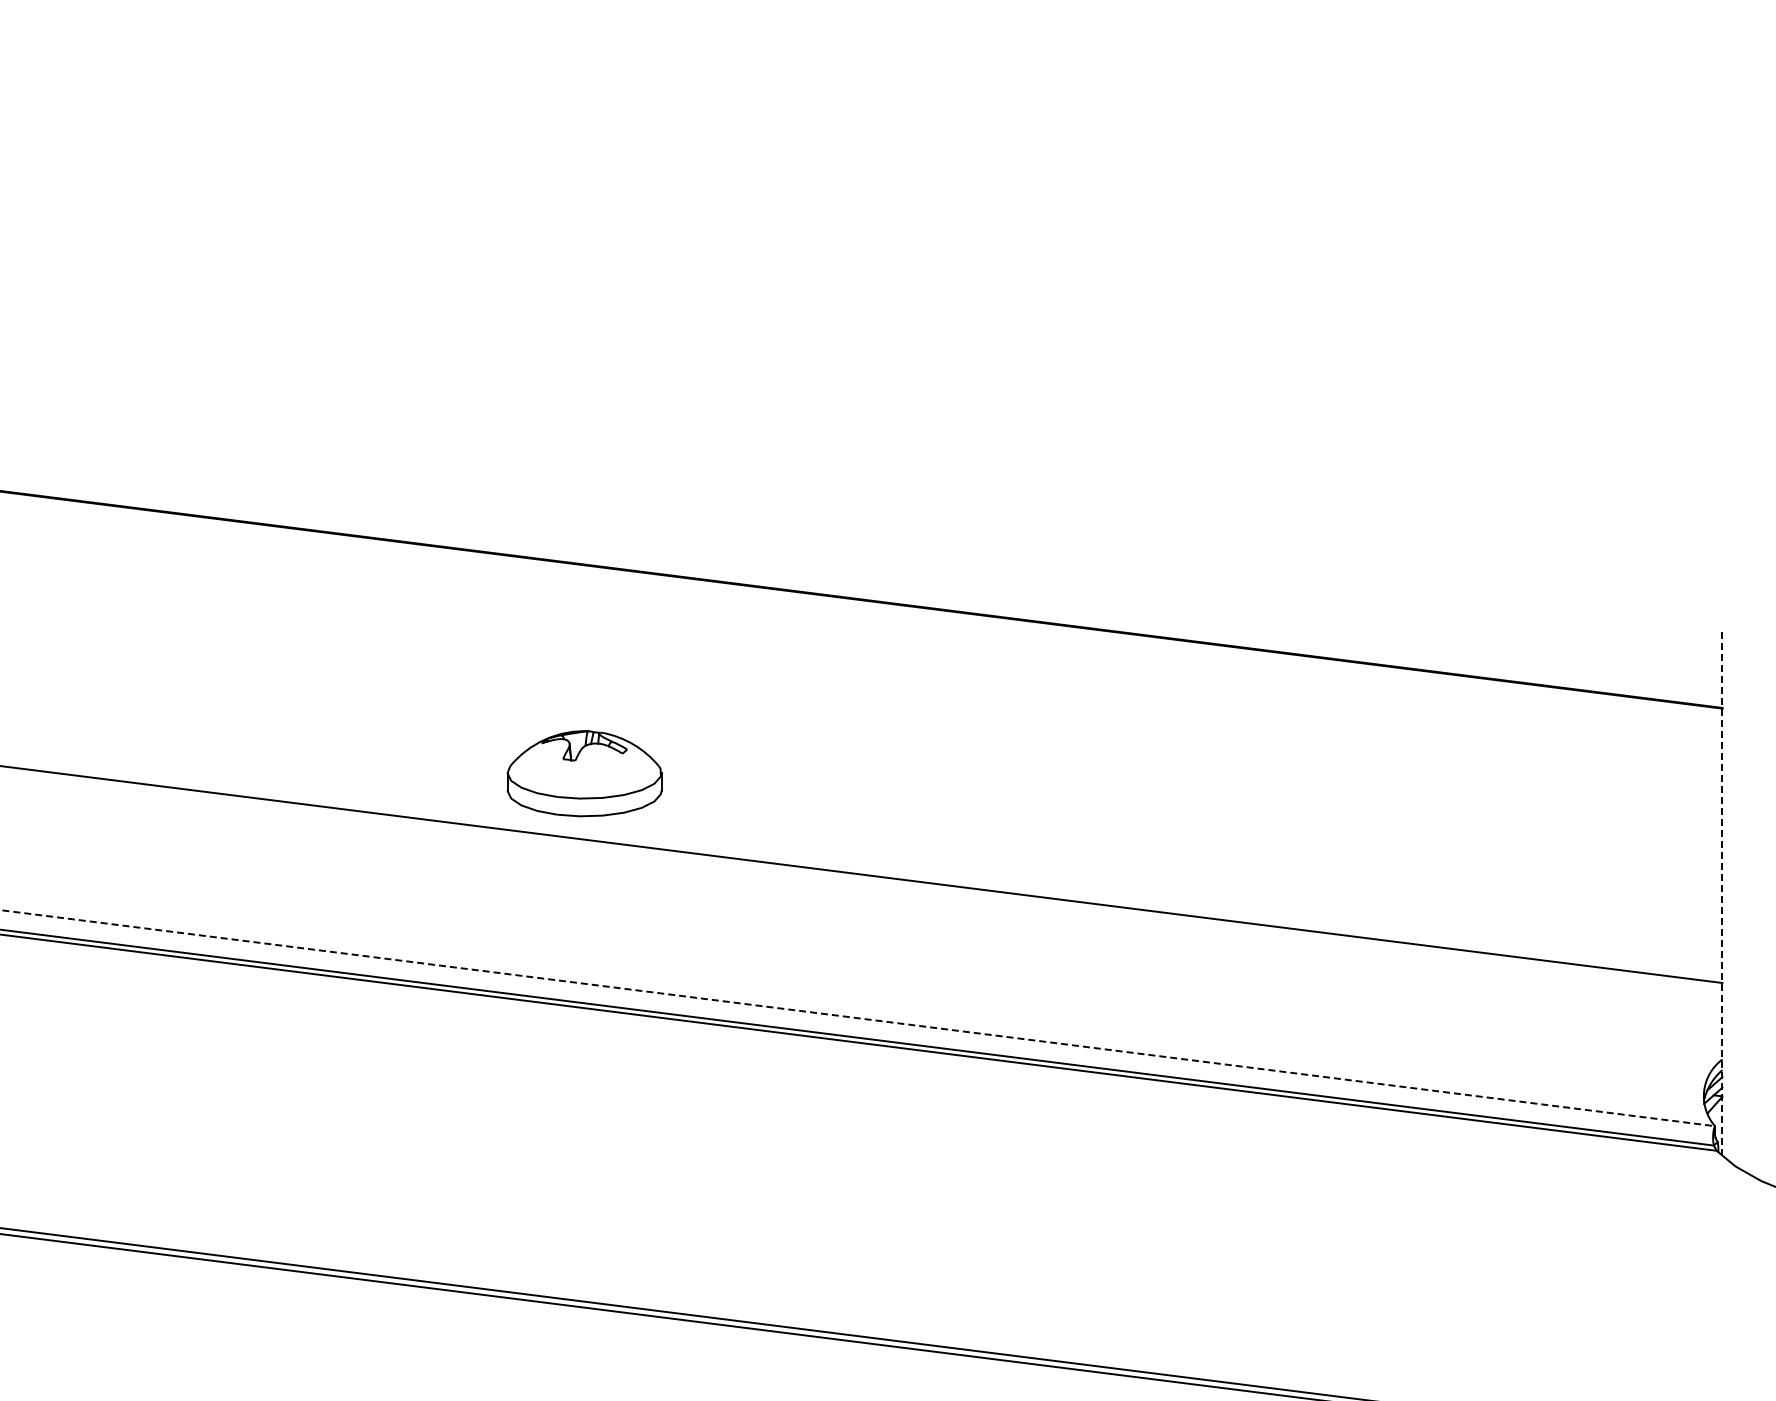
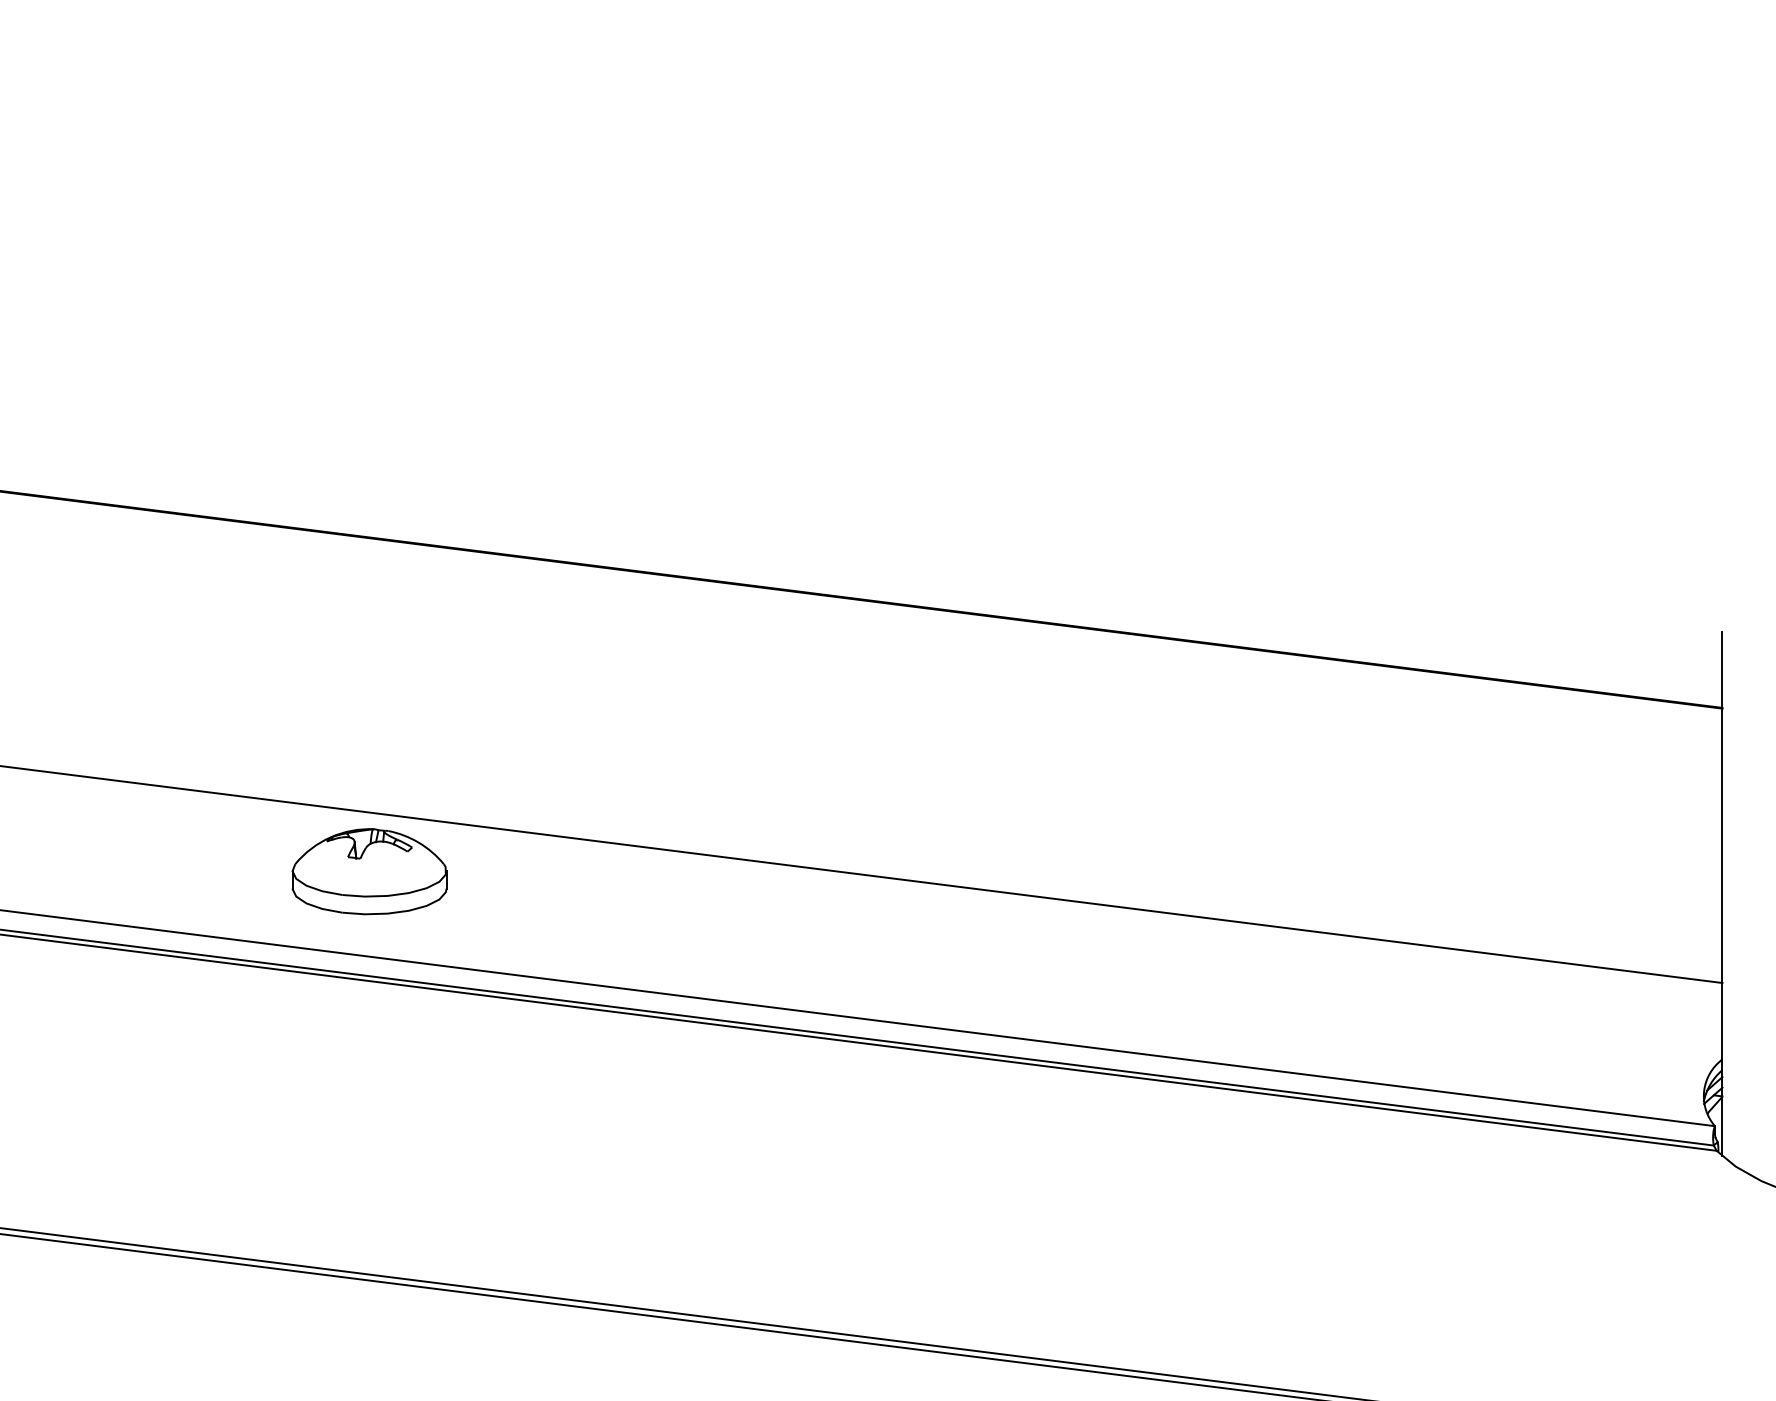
part position: (584, 773) -> (369, 871) (369, 871)
line: dashed -> solid (1722, 894)
line: dashed -> solid (858, 1018)
